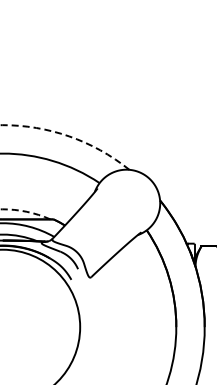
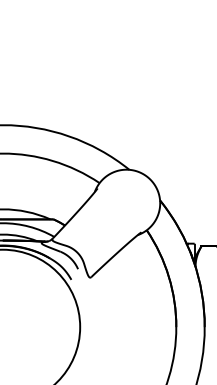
arc: dashed -> solid (68, 136)
arc: dashed -> solid (25, 211)
